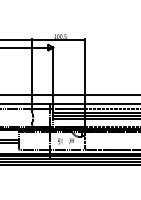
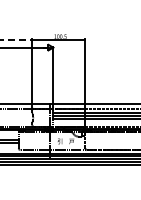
line: solid -> dashed (16, 39)
line: present -> none (69, 94)
